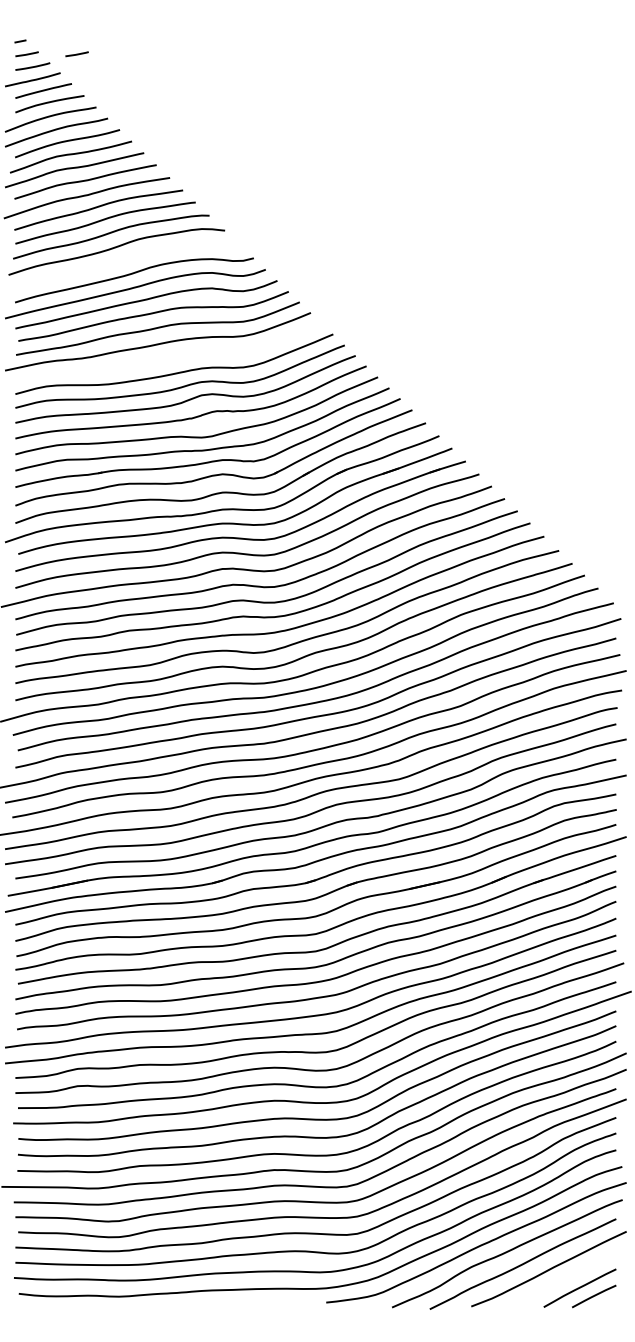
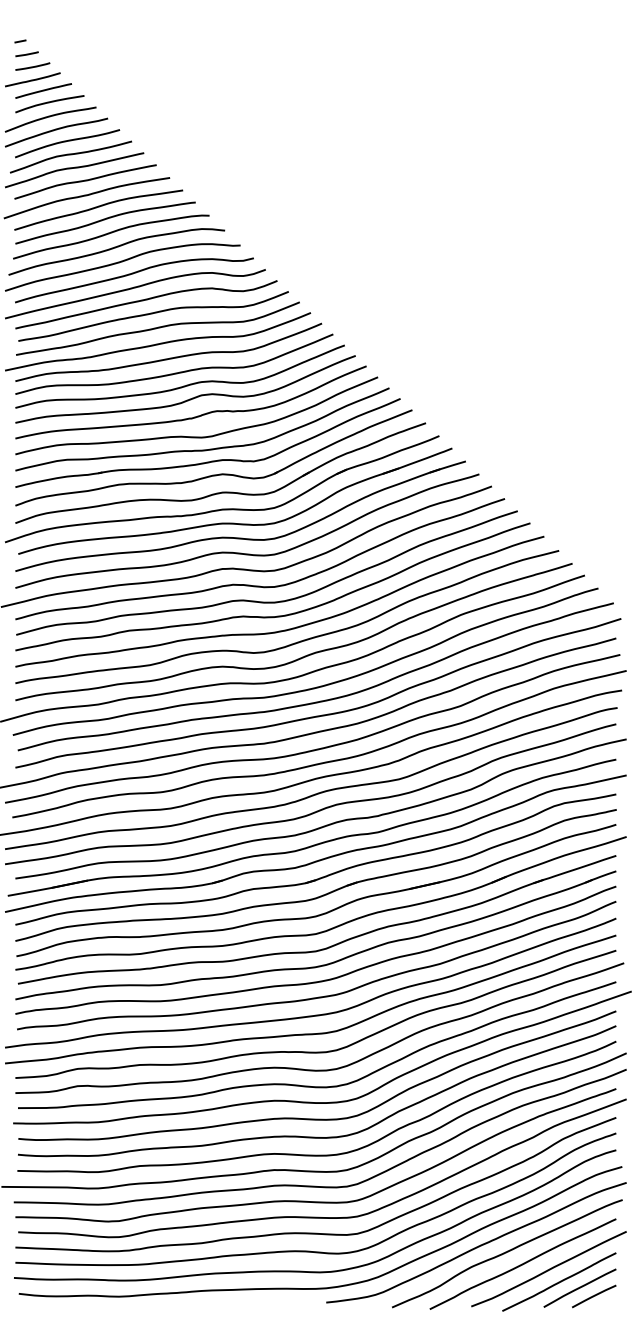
line: present -> none (76, 54)
curve: none -> present (122, 262)
curve: none -> present (169, 357)
line: none -> present (559, 1281)
